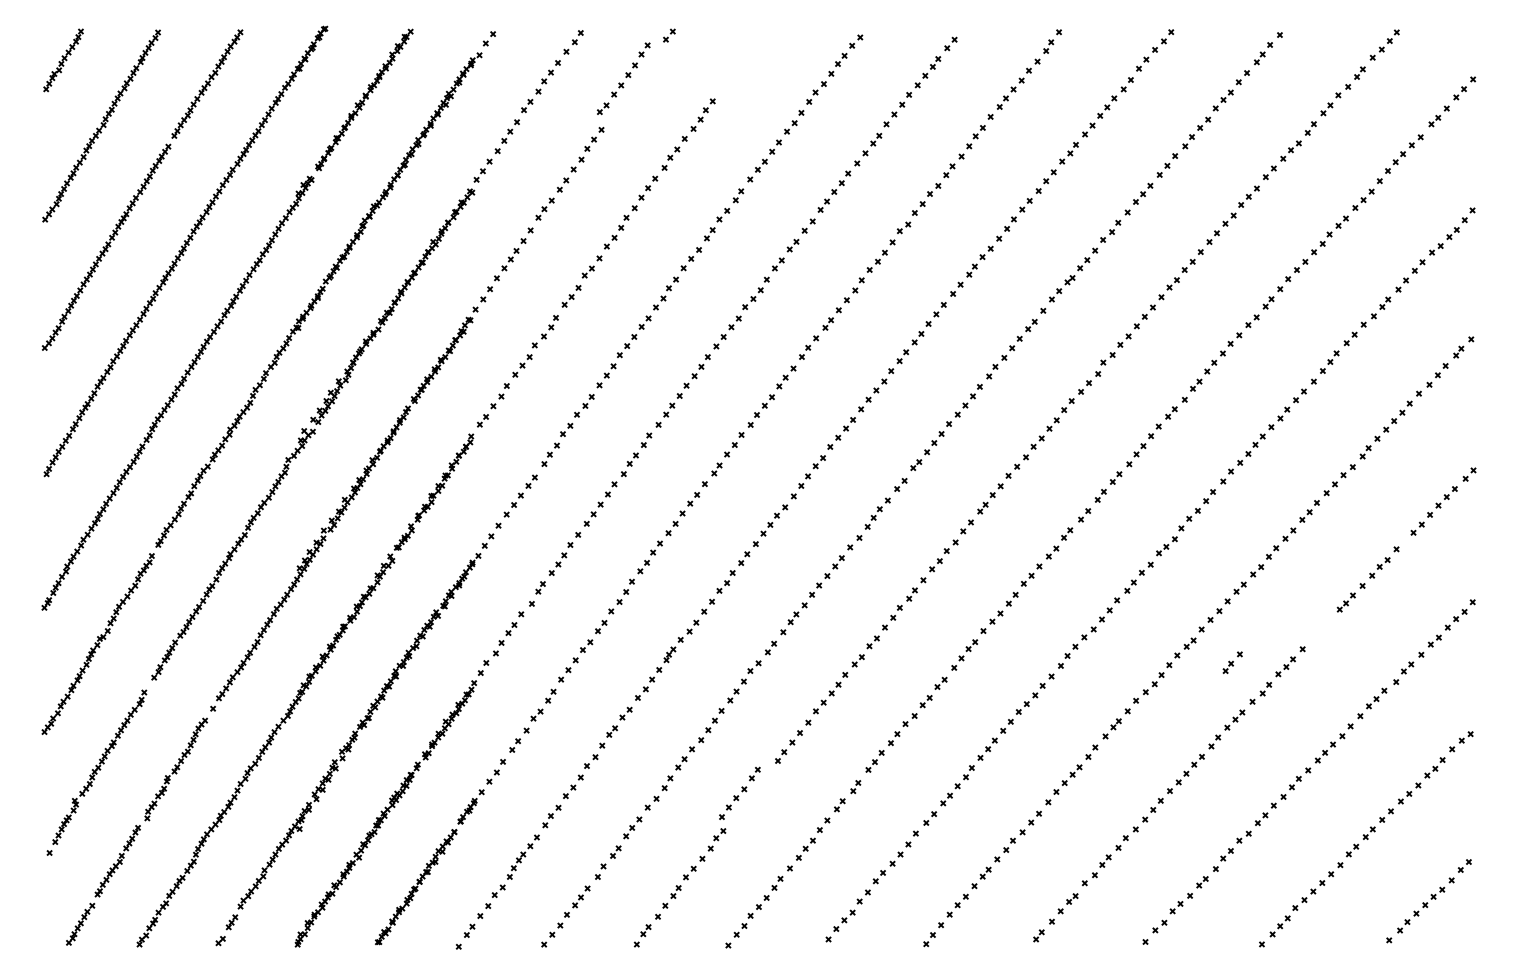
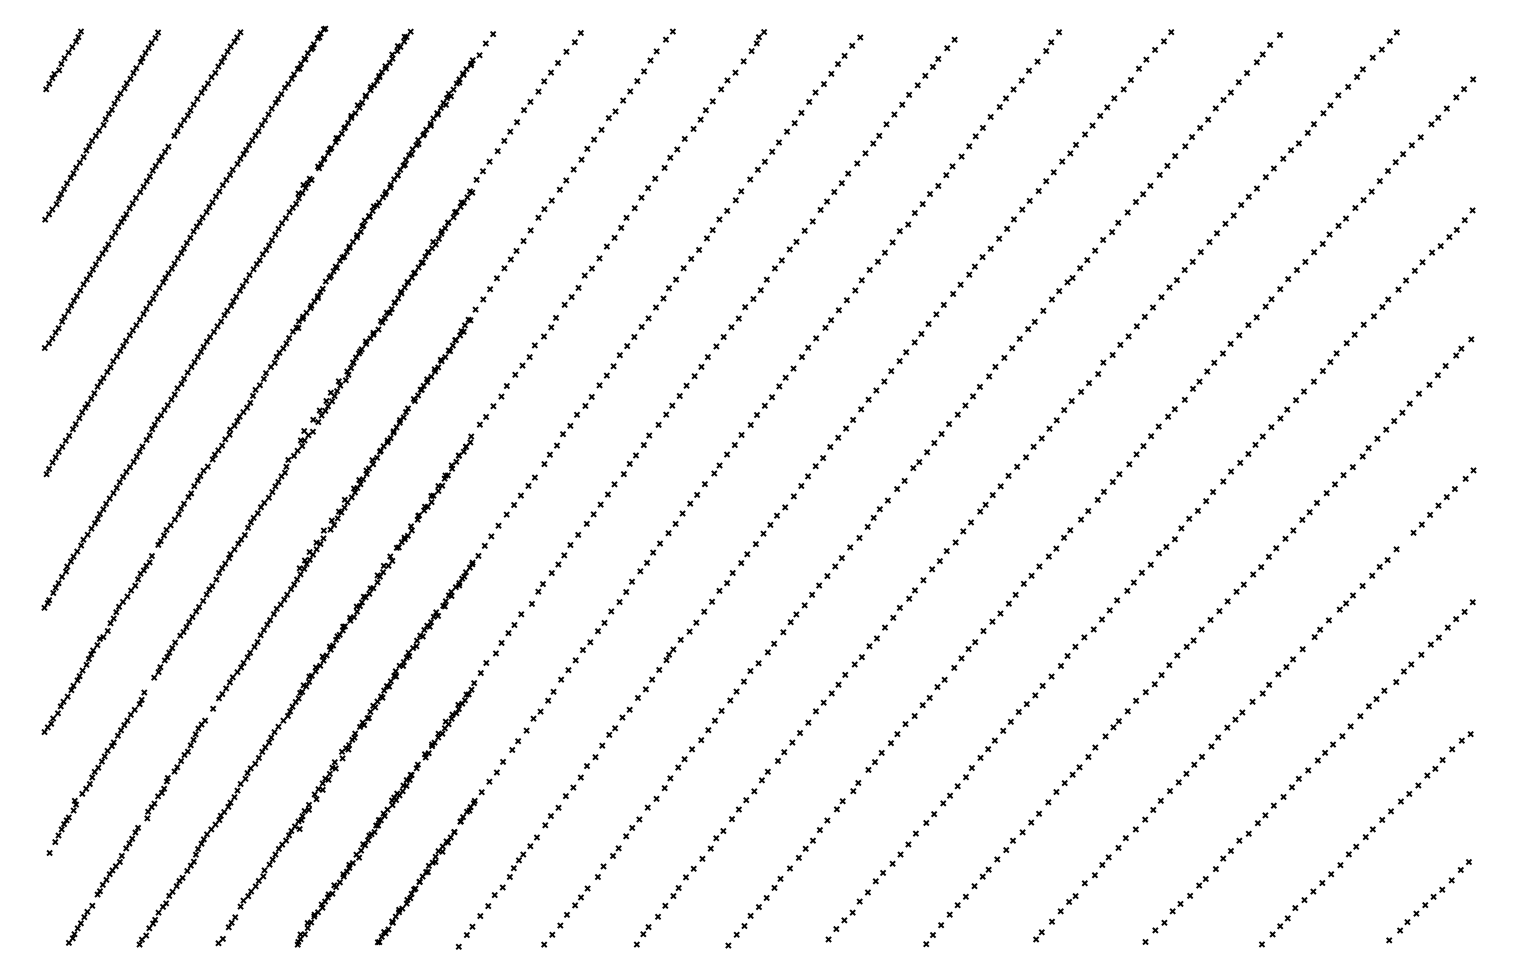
part: none -> present (742, 60)
part position: (623, 78) -> (632, 84) (632, 84)
part position: (1232, 662) -> (1321, 628) (1321, 628)
part position: (739, 792) -> (749, 794) (749, 794)
